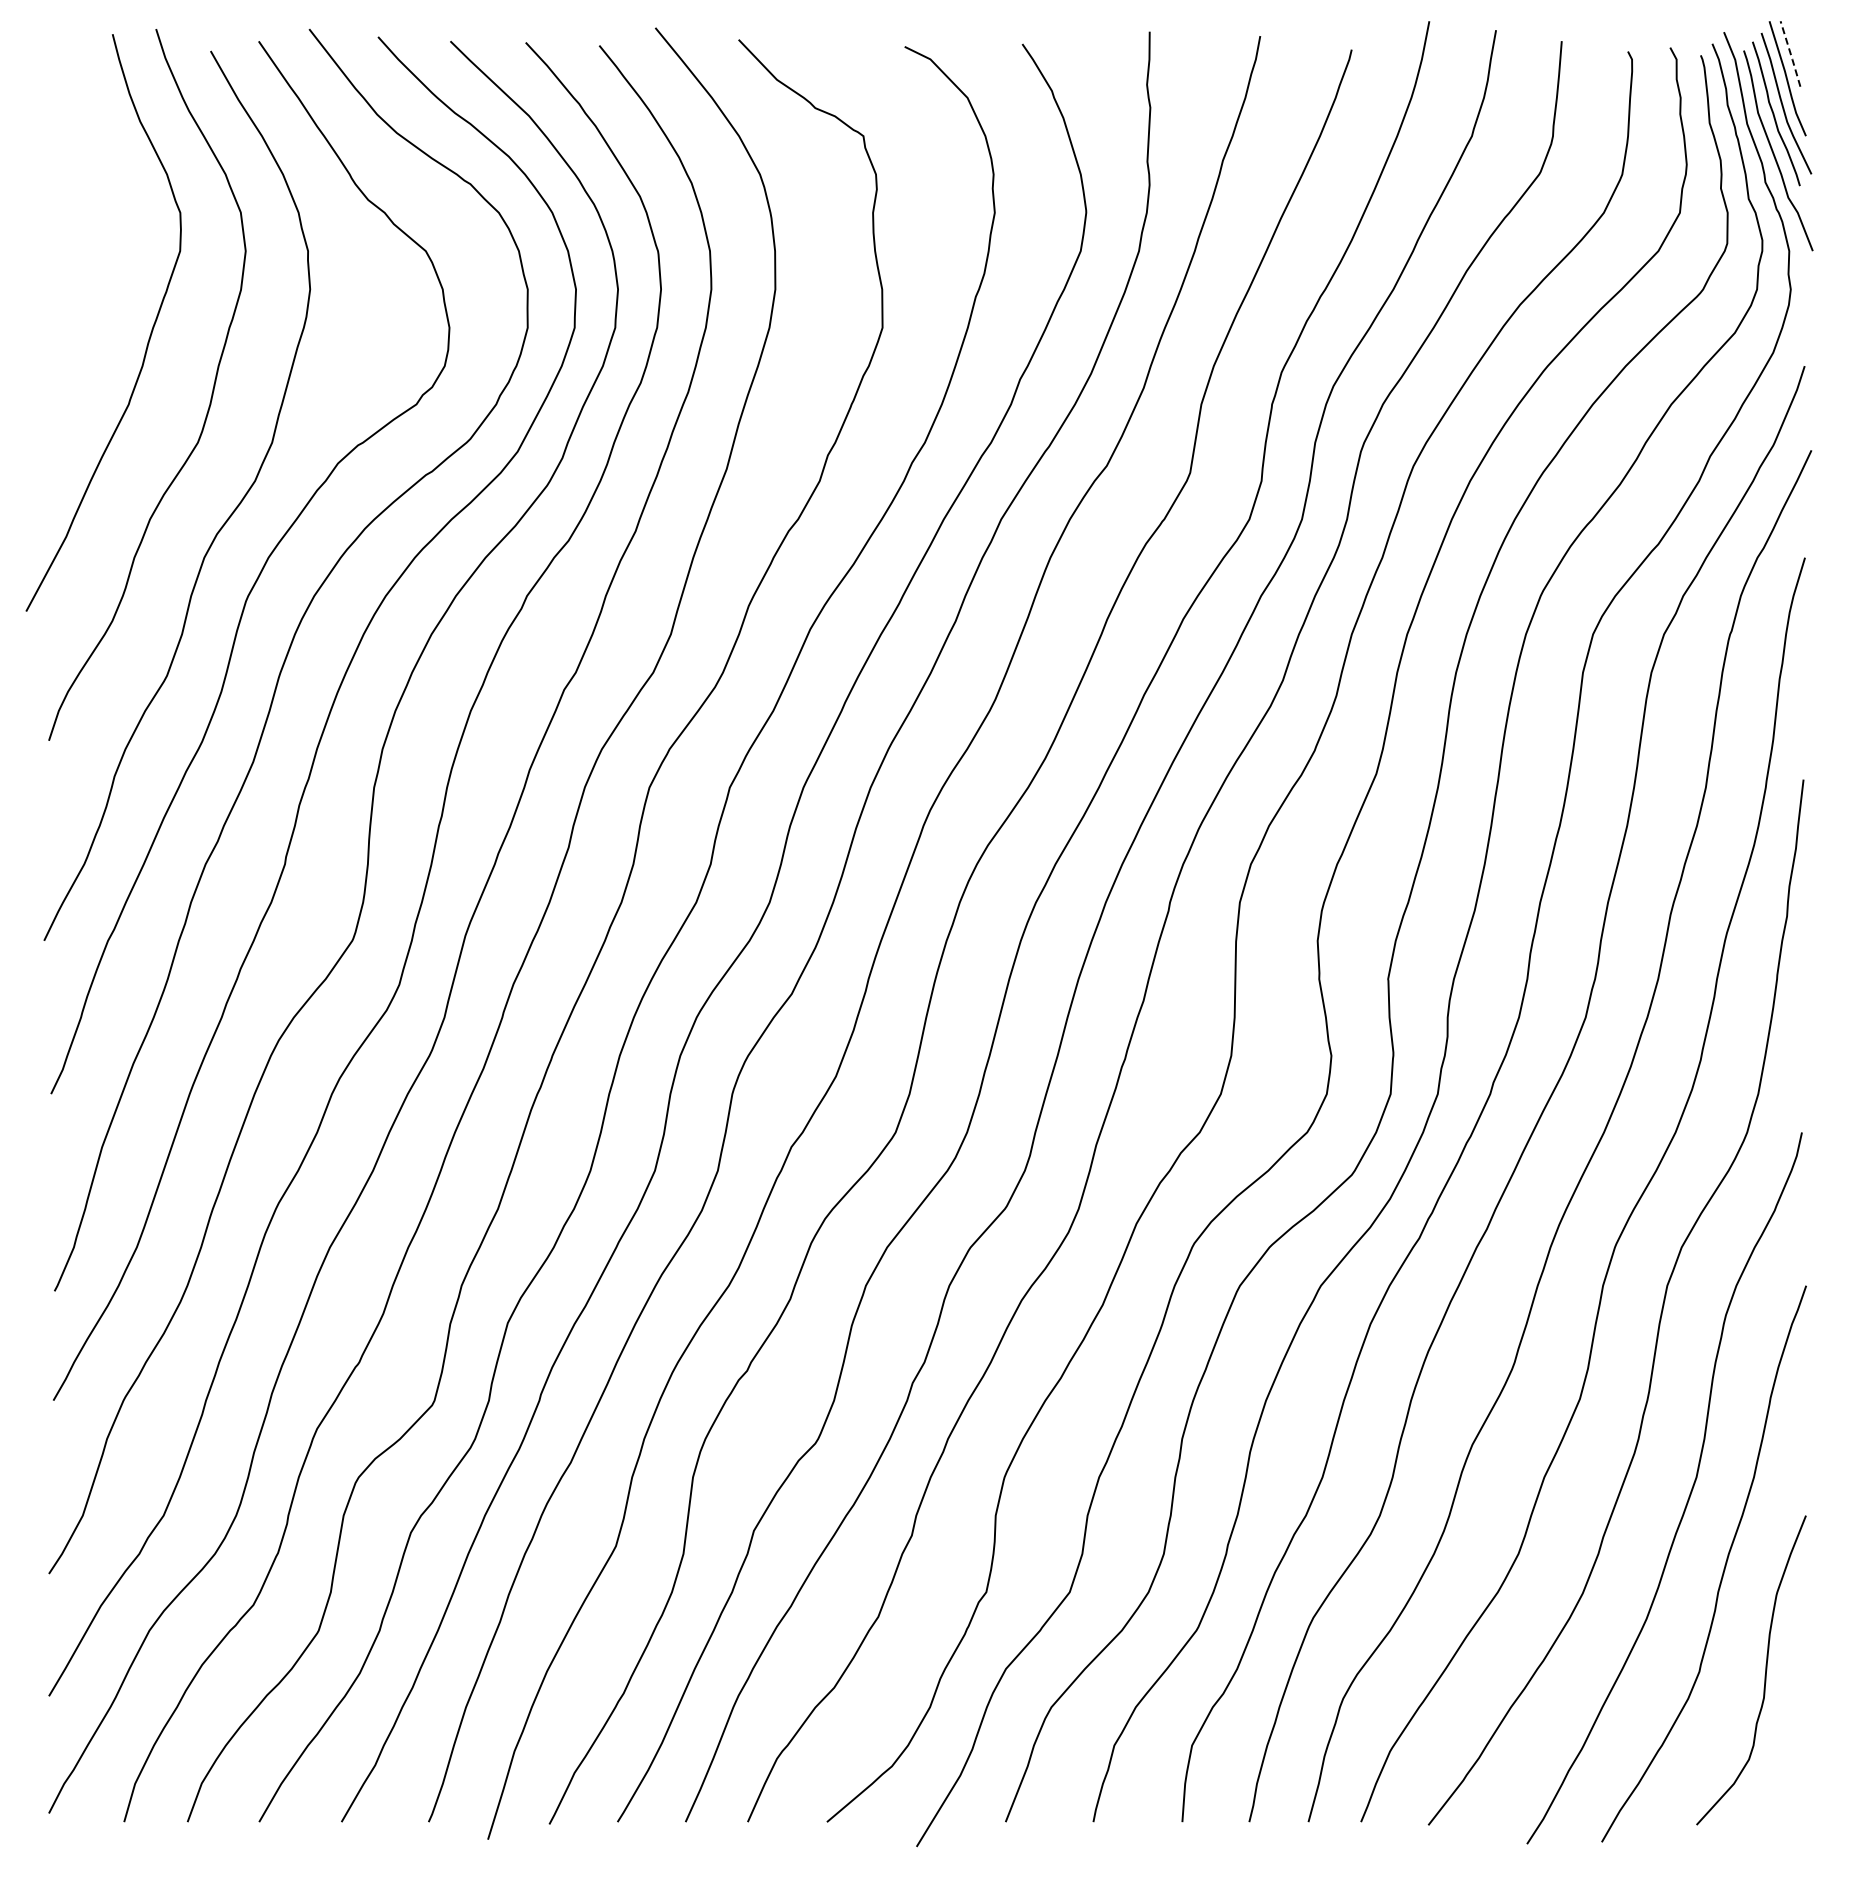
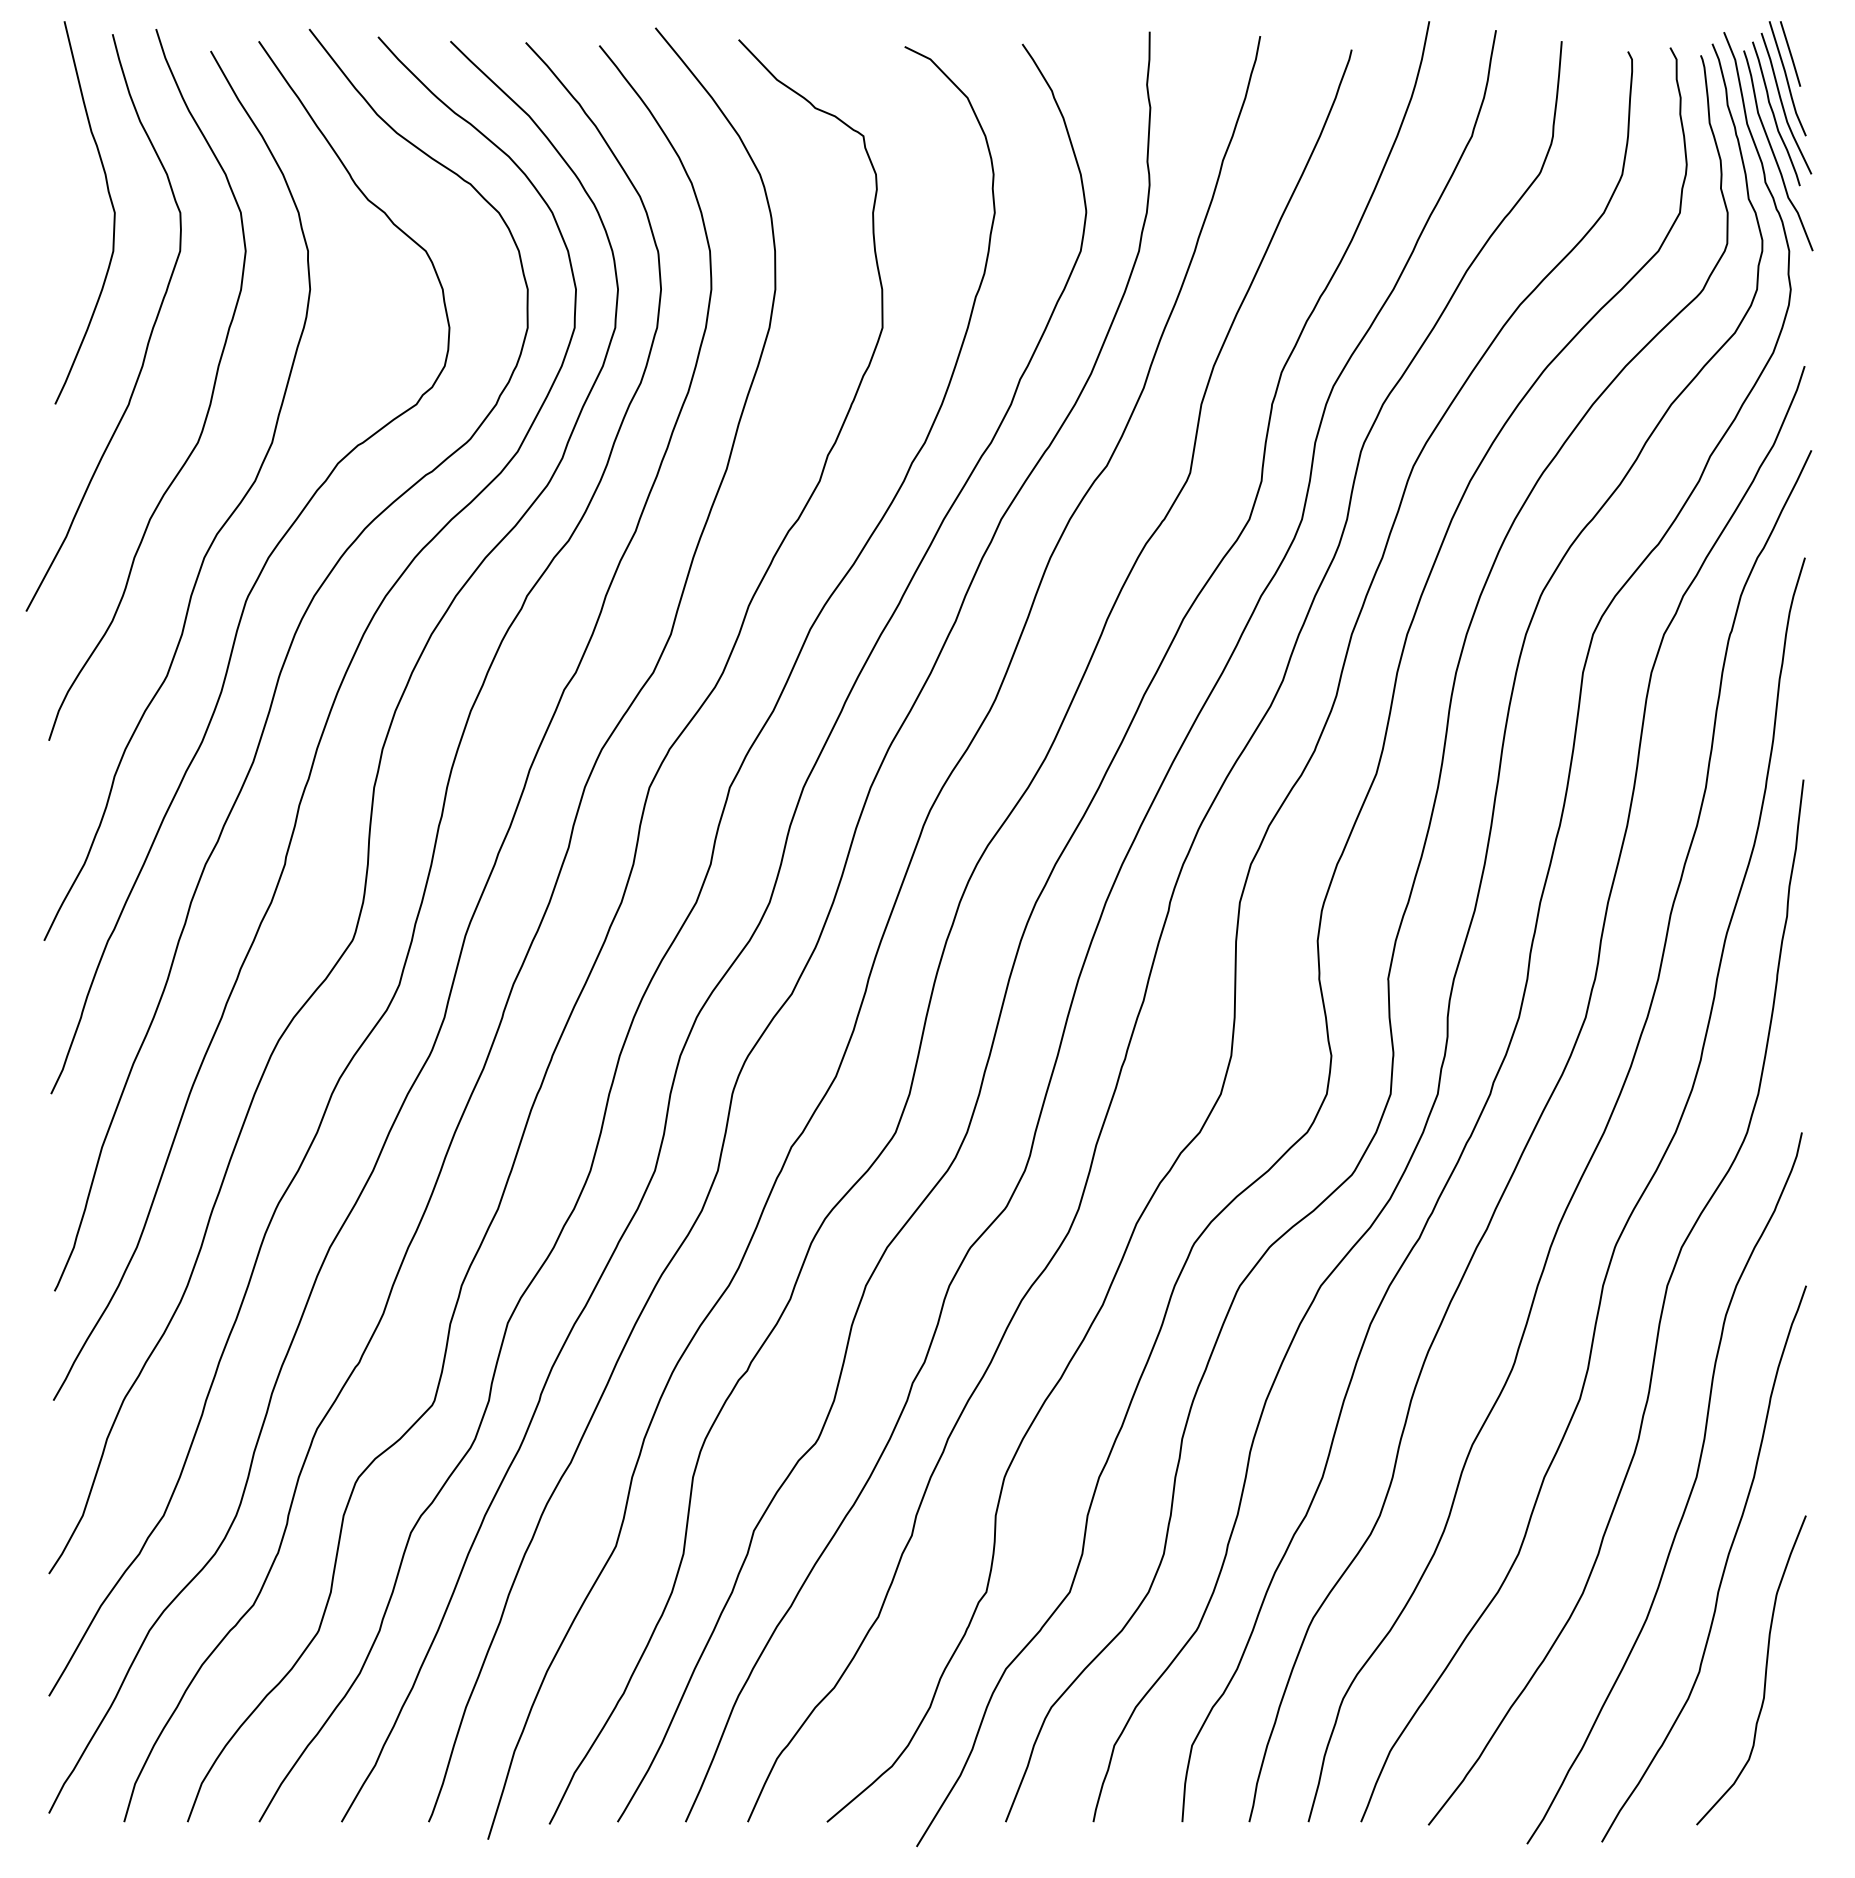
line: dashed -> solid (1790, 53)
curve: none -> present (110, 202)
